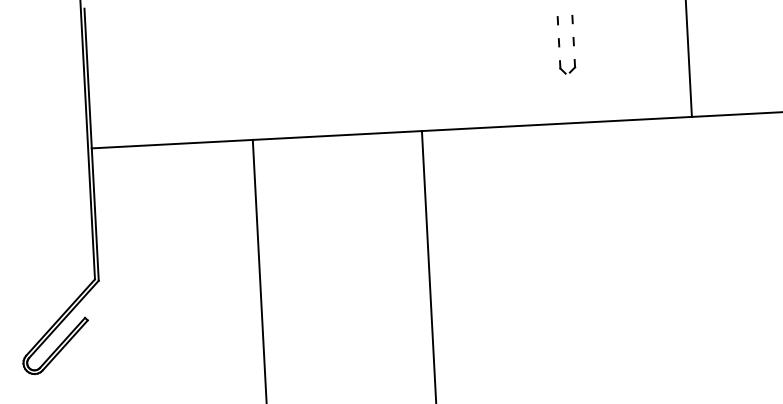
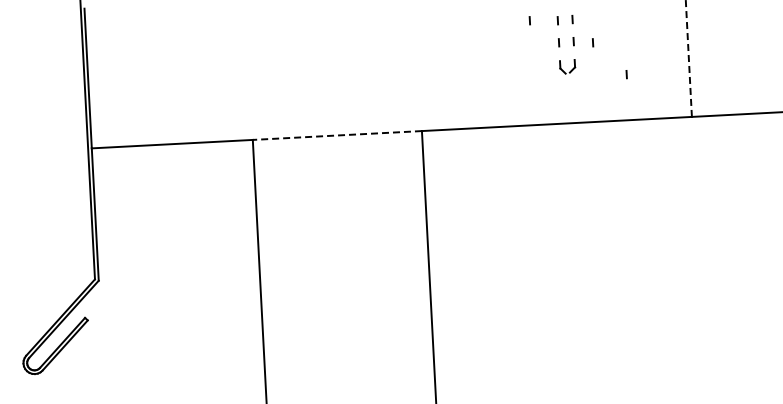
line: none -> present (529, 20)
line: none -> present (593, 42)
line: solid -> dashed (688, 58)
line: none -> present (626, 74)
line: solid -> dashed (337, 135)
